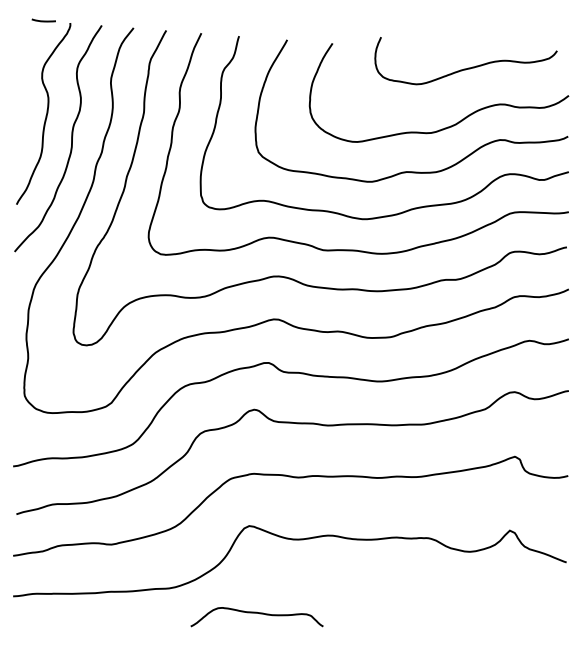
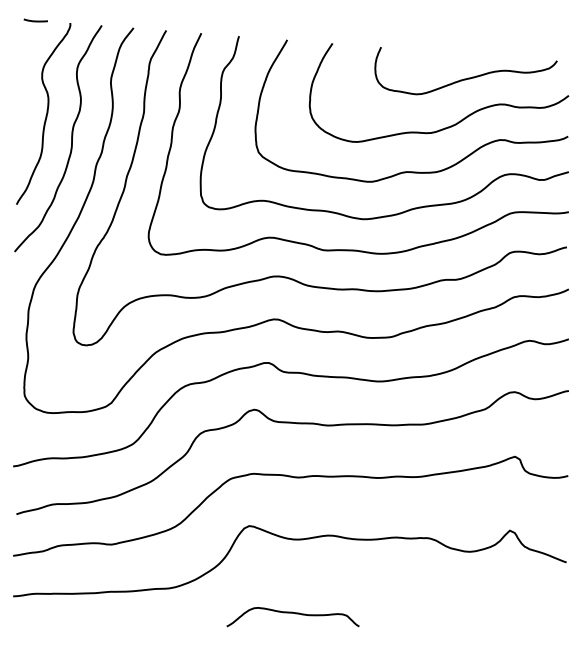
line position: (43, 20) -> (35, 20) (35, 20)
curve position: (468, 67) -> (468, 77) (468, 77)
curve position: (256, 613) -> (292, 613) (292, 613)
